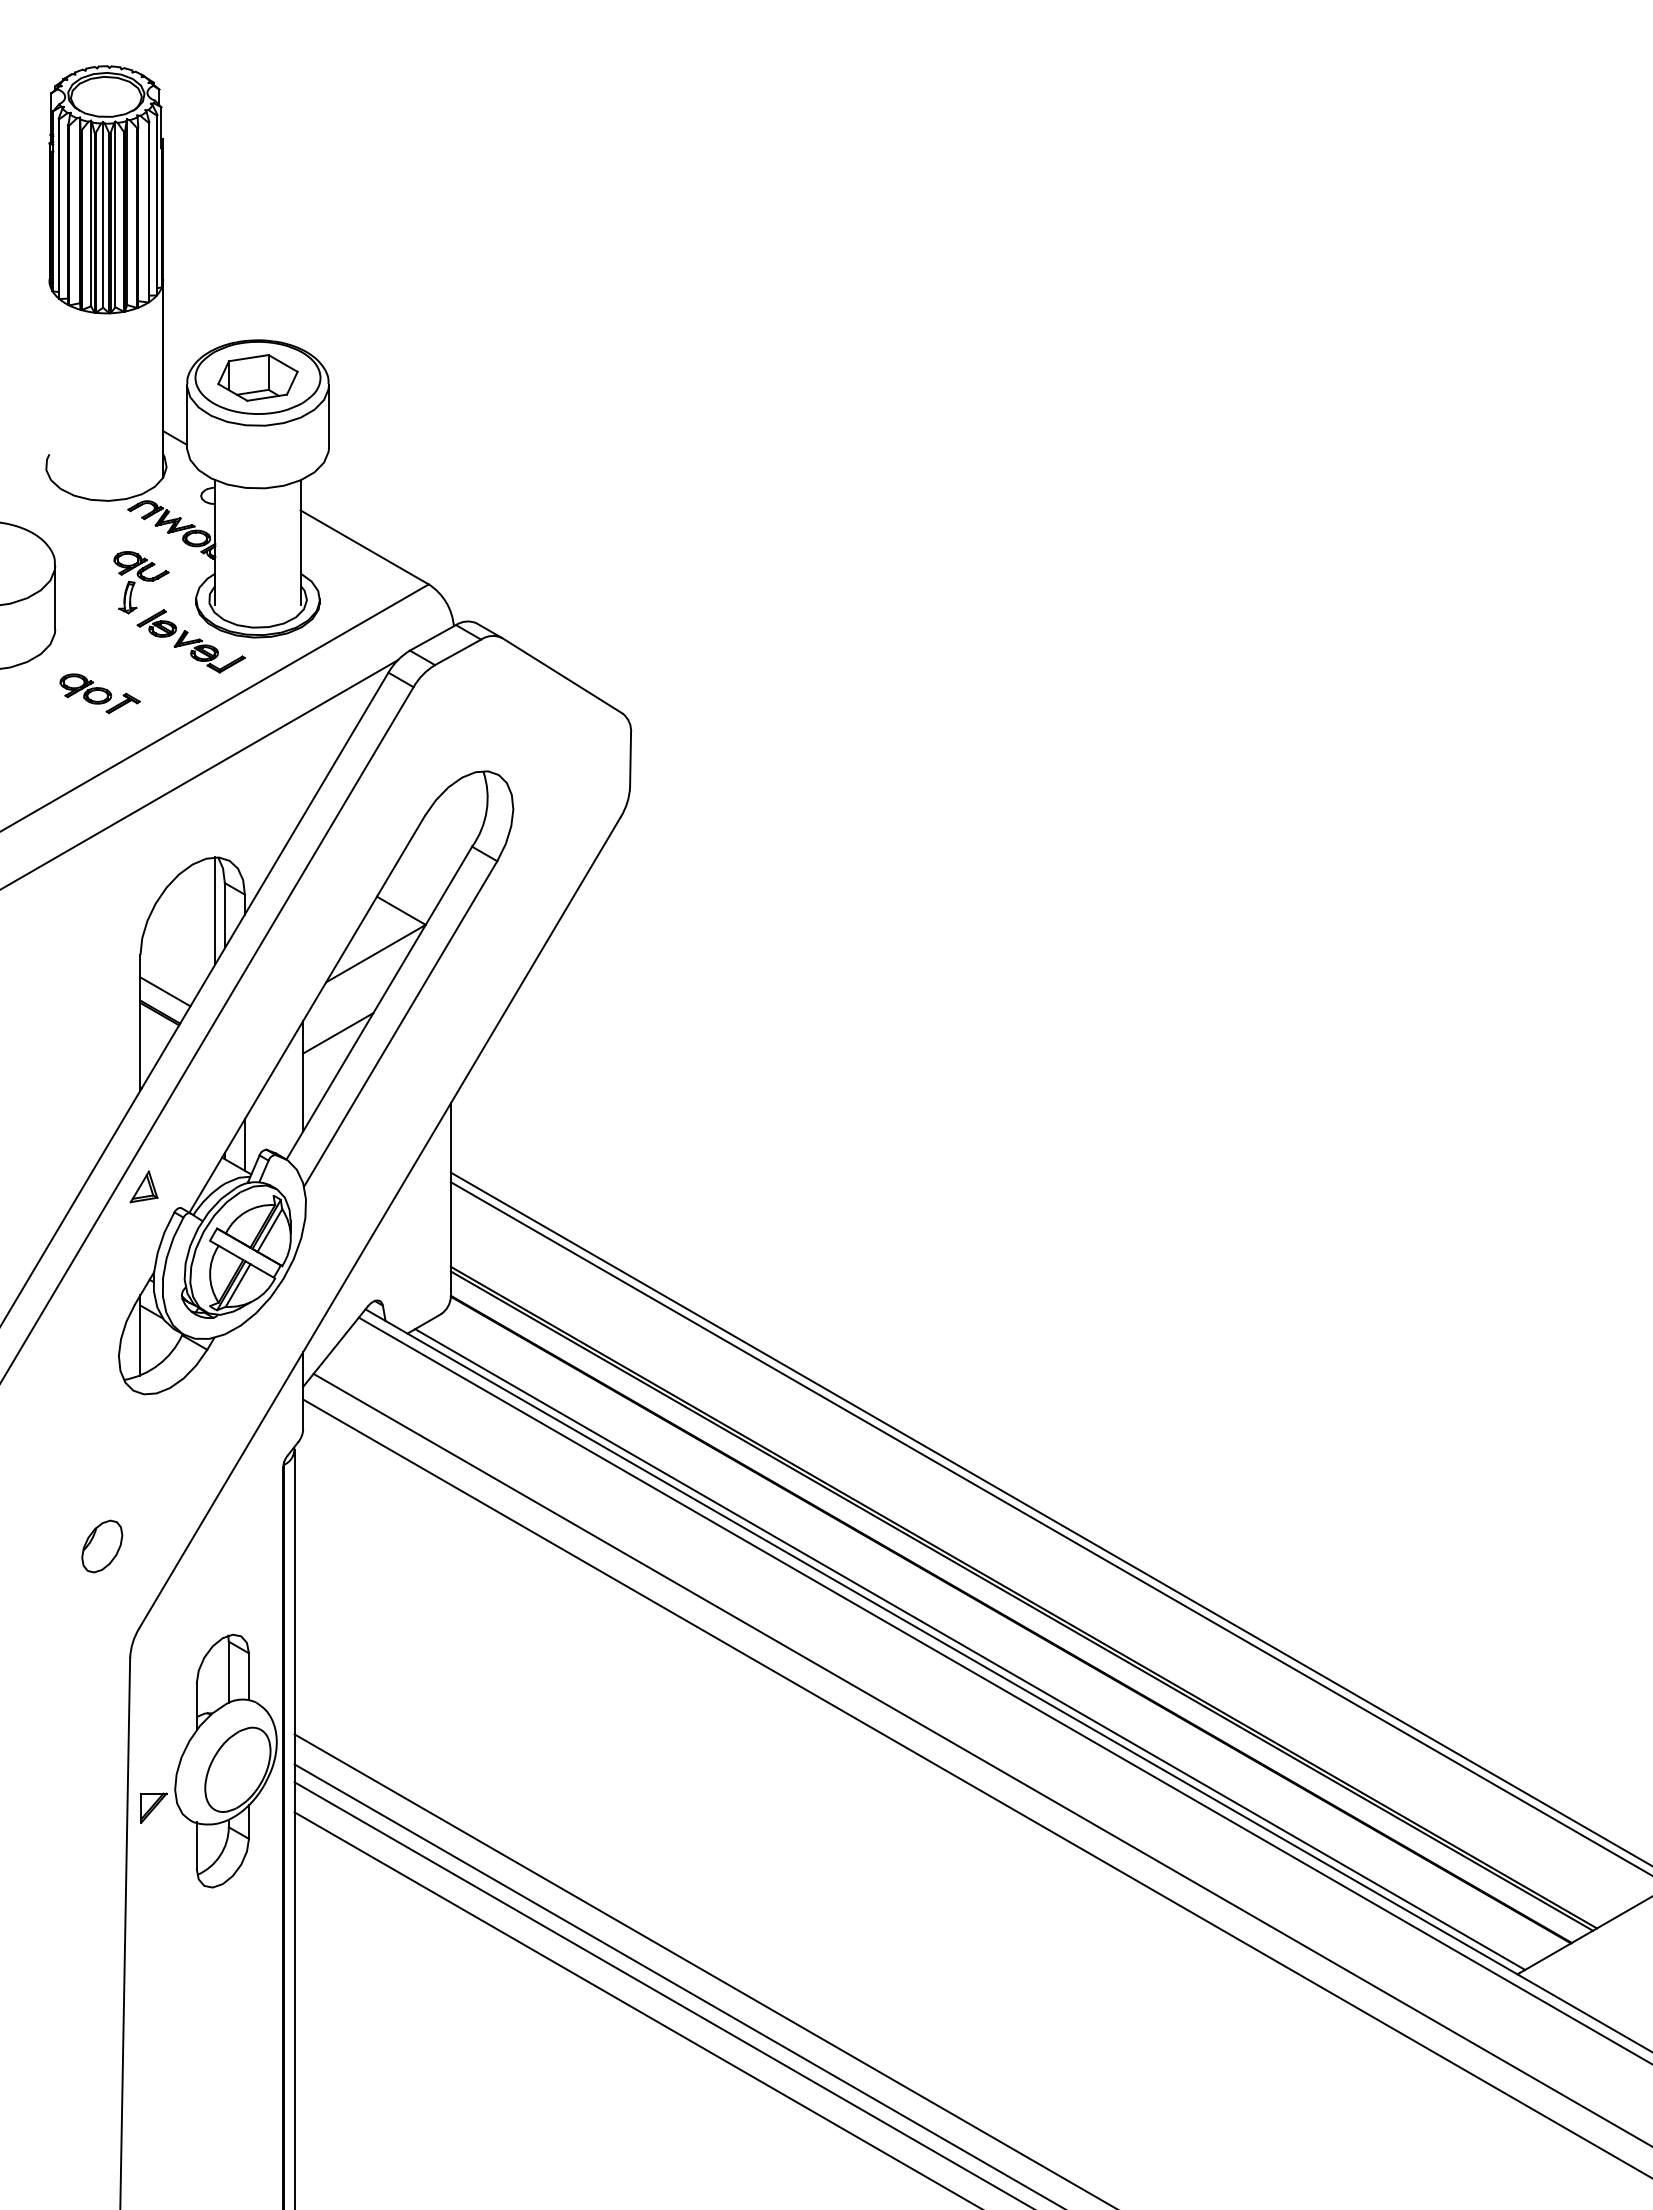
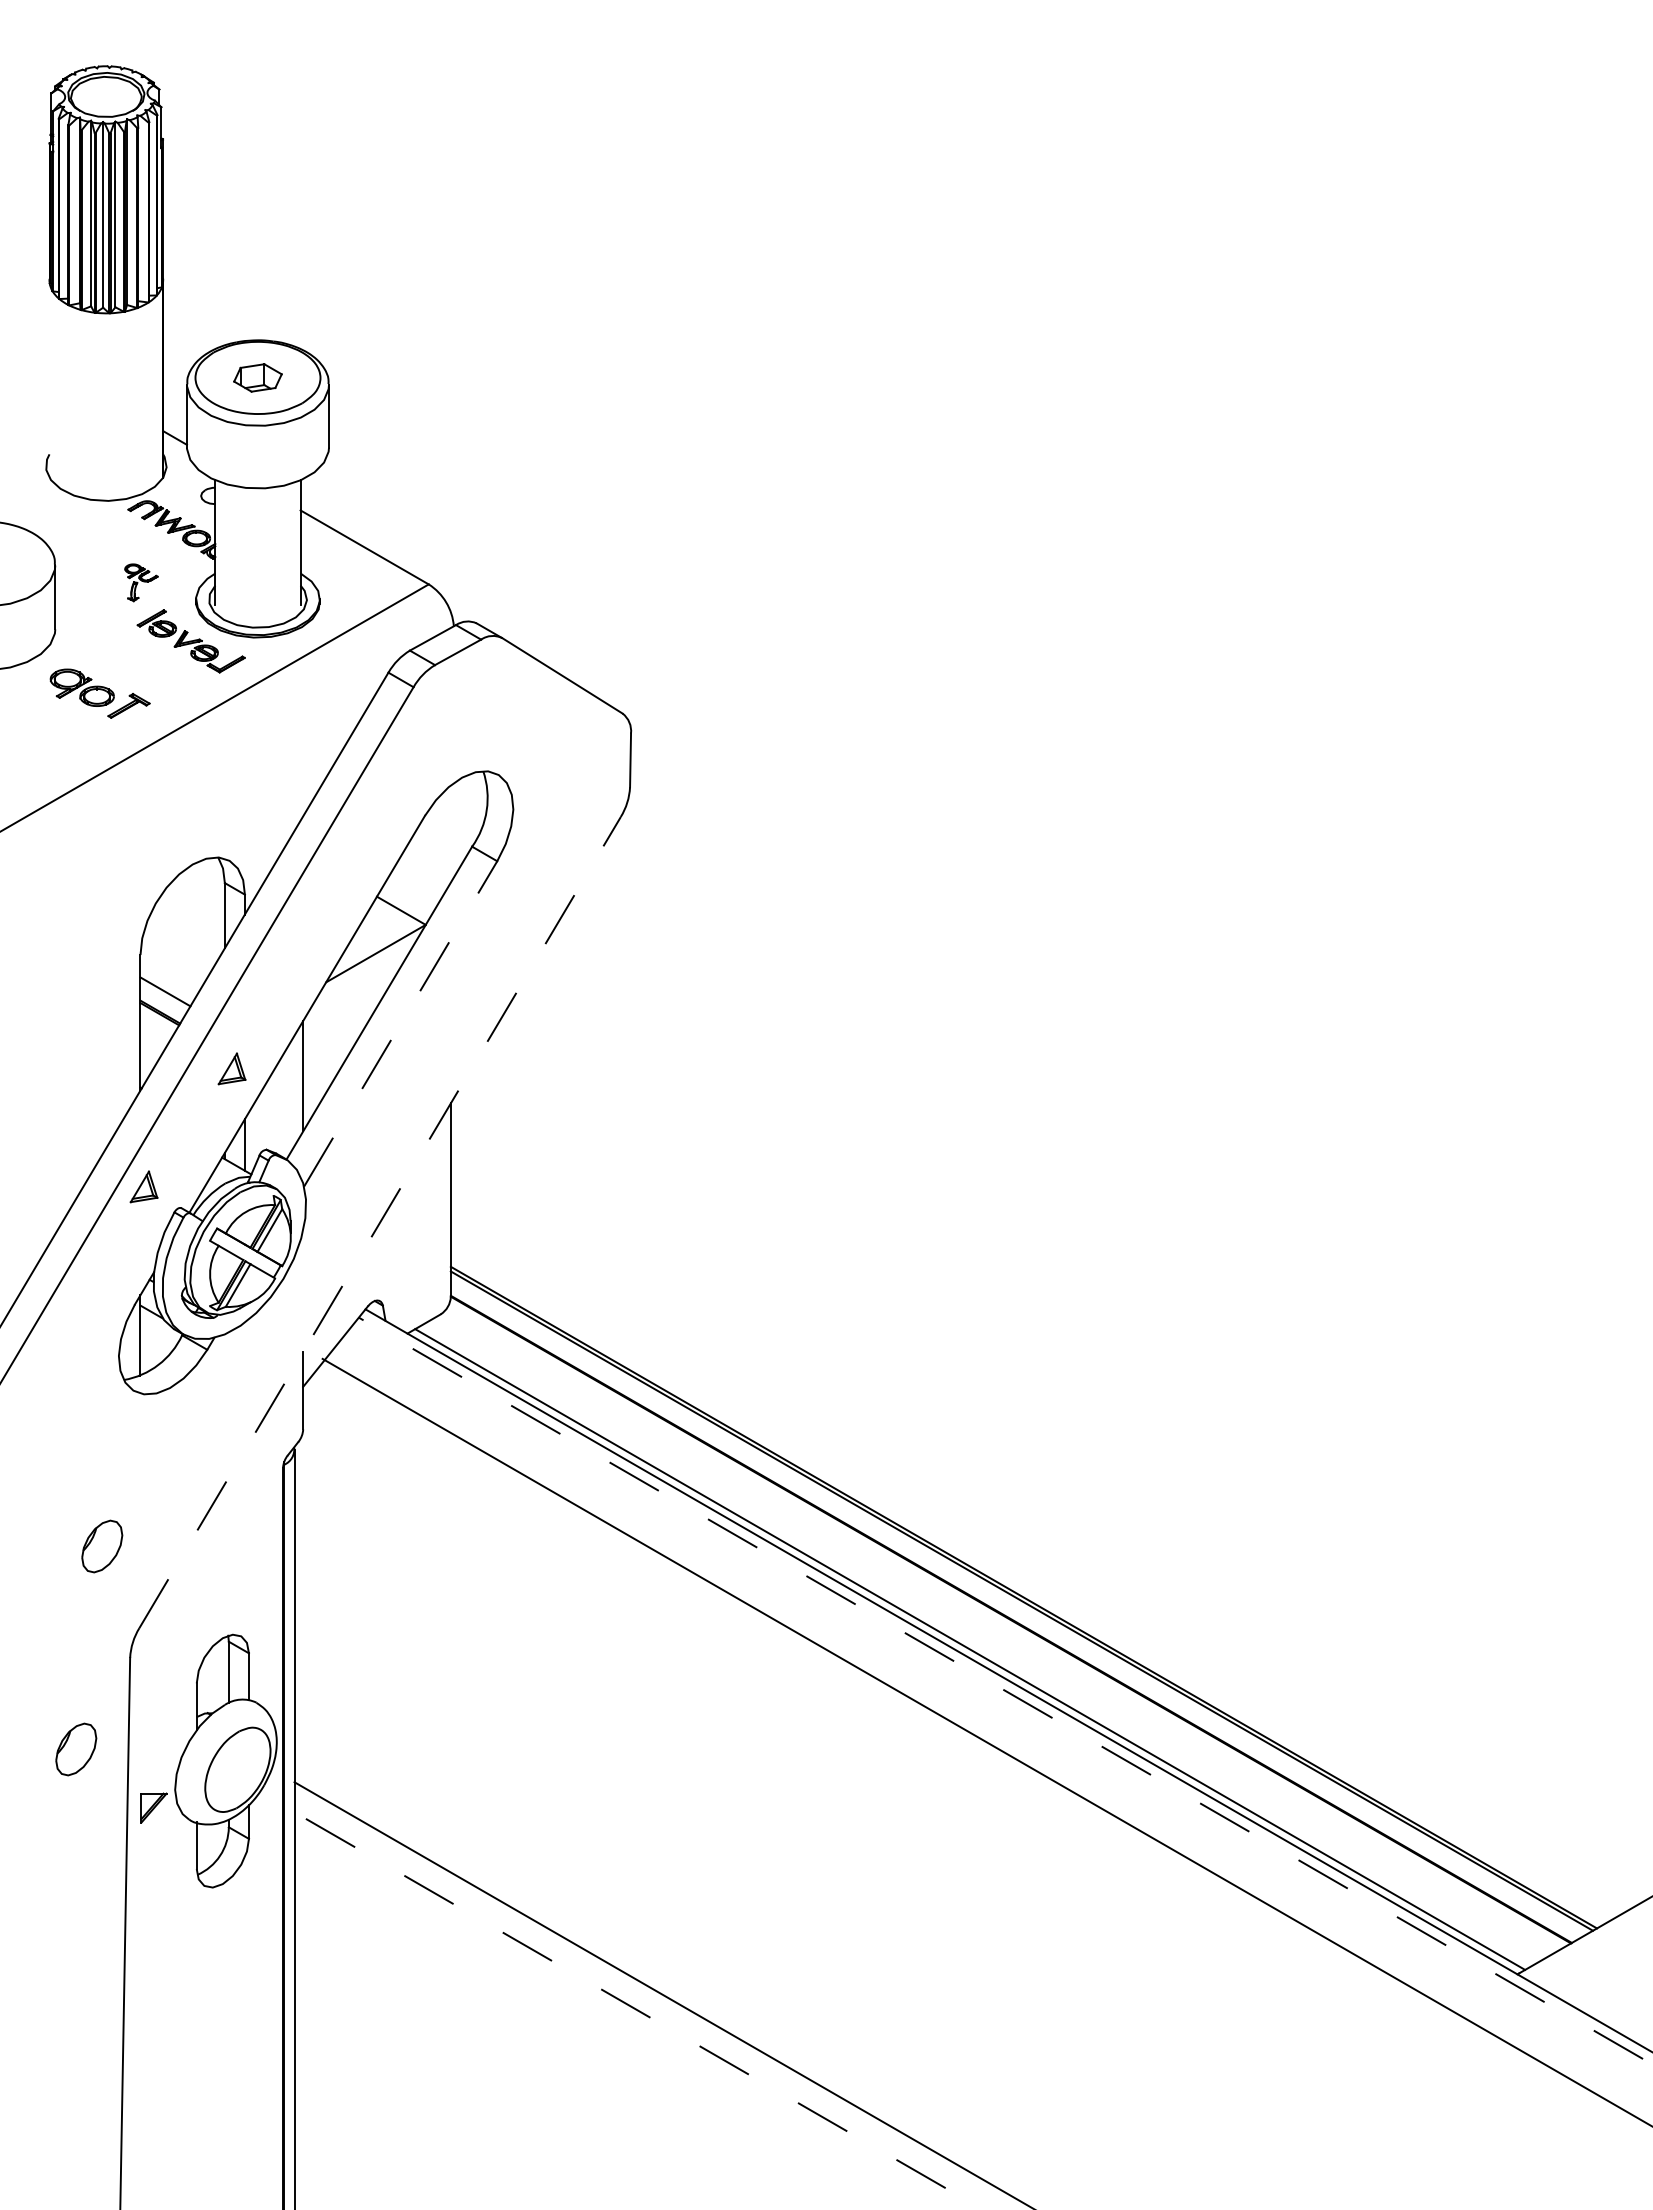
part size: 82x48 px -> 50x30 px (257, 377)
part size: 57x64 px -> 35x40 px (141, 582)
part size: 82x42 px -> 102x51 px (99, 693)
line: present -> none (199, 774)
line: present -> none (215, 910)
line: solid -> dashed (400, 1023)
line: present -> none (338, 1033)
part: none -> present (231, 1068)
line: solid -> dashed (380, 1222)
line: present -> none (1049, 1518)
line: present -> none (1049, 1528)
line: solid -> dashed (1005, 1691)
part: none -> present (76, 1749)
line position: (981, 1759) -> (985, 1741) (985, 1741)
line: present -> none (976, 1787)
line: present -> none (703, 1970)
line: present -> none (677, 1985)
line: solid -> dashed (638, 2010)
